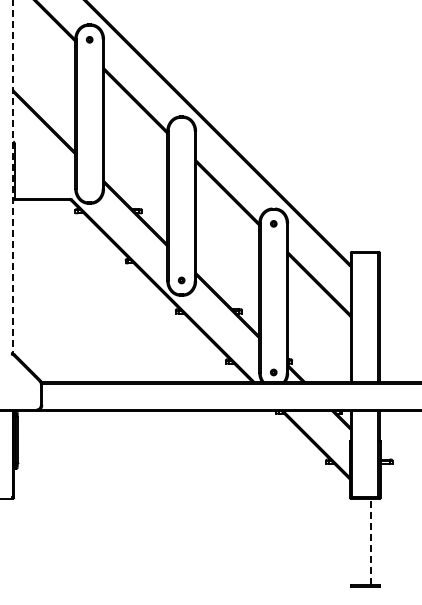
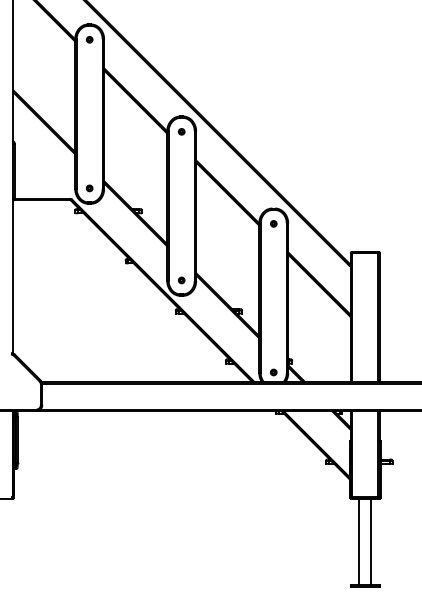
part: none -> present (181, 131)
line: dashed -> solid (13, 177)
part: none -> present (89, 188)
line: none -> present (359, 541)
line: dashed -> solid (371, 541)
